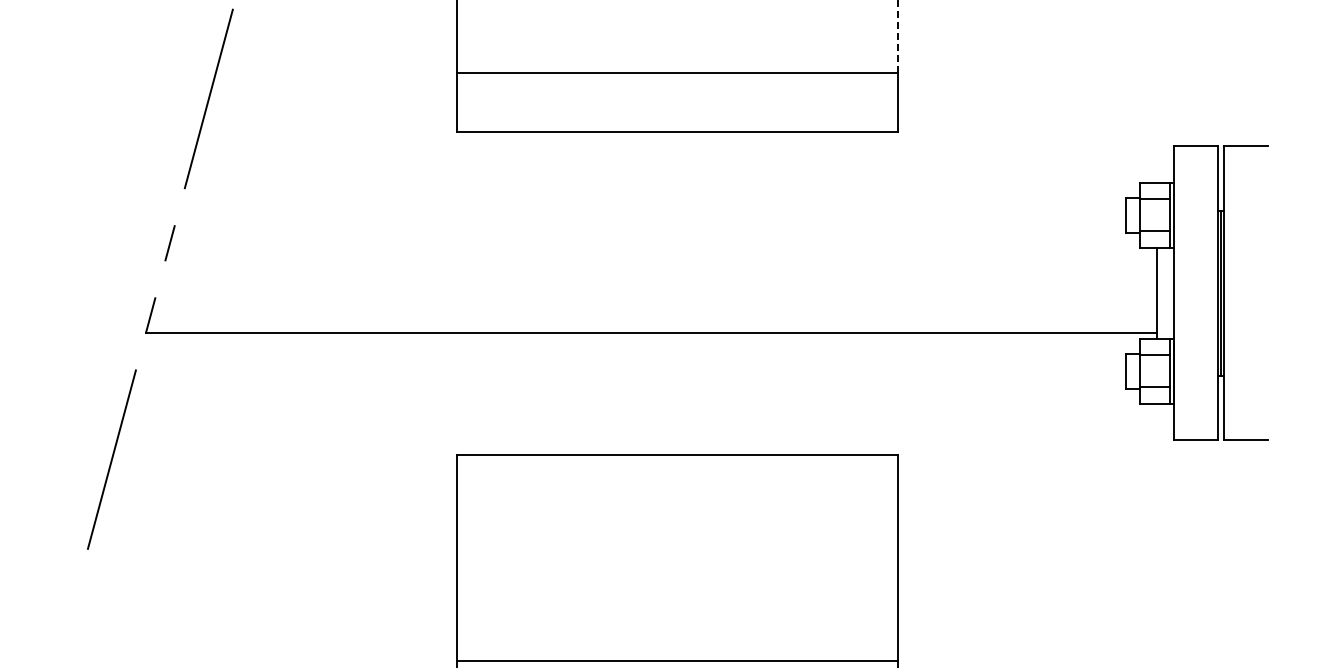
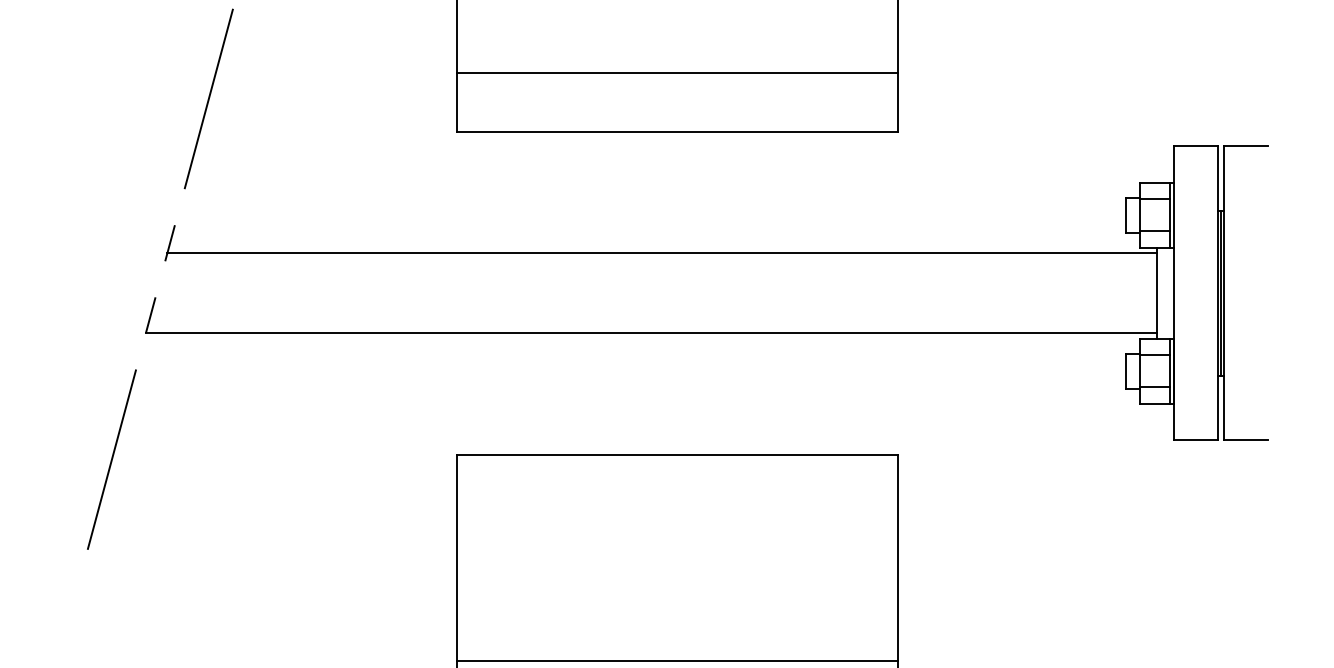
line: dashed -> solid (897, 36)
line: none -> present (661, 253)
